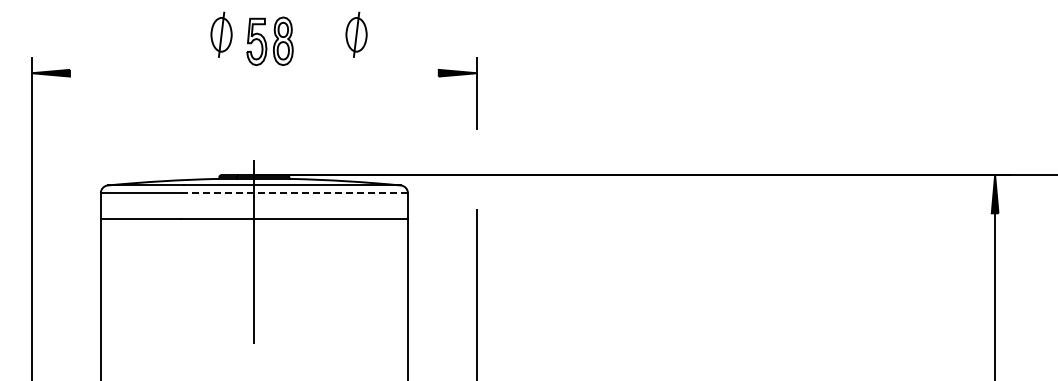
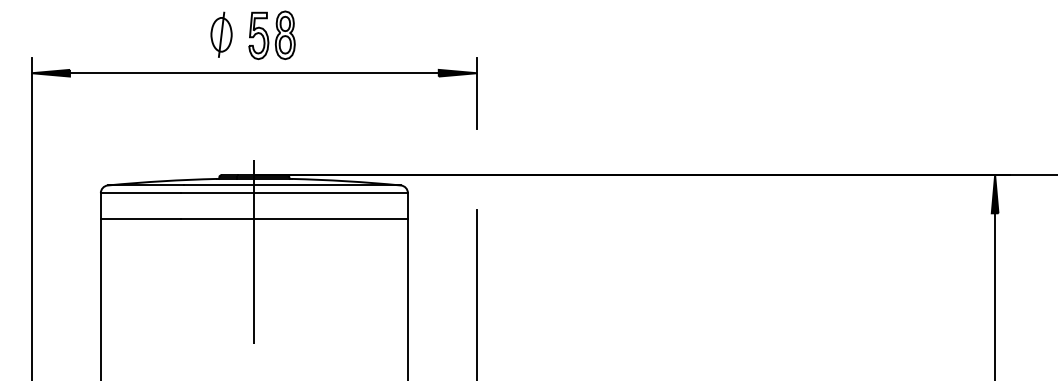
part: present -> none (356, 34)
part position: (269, 41) -> (271, 35) (271, 35)
line: none -> present (253, 73)
line: dashed -> solid (294, 193)
